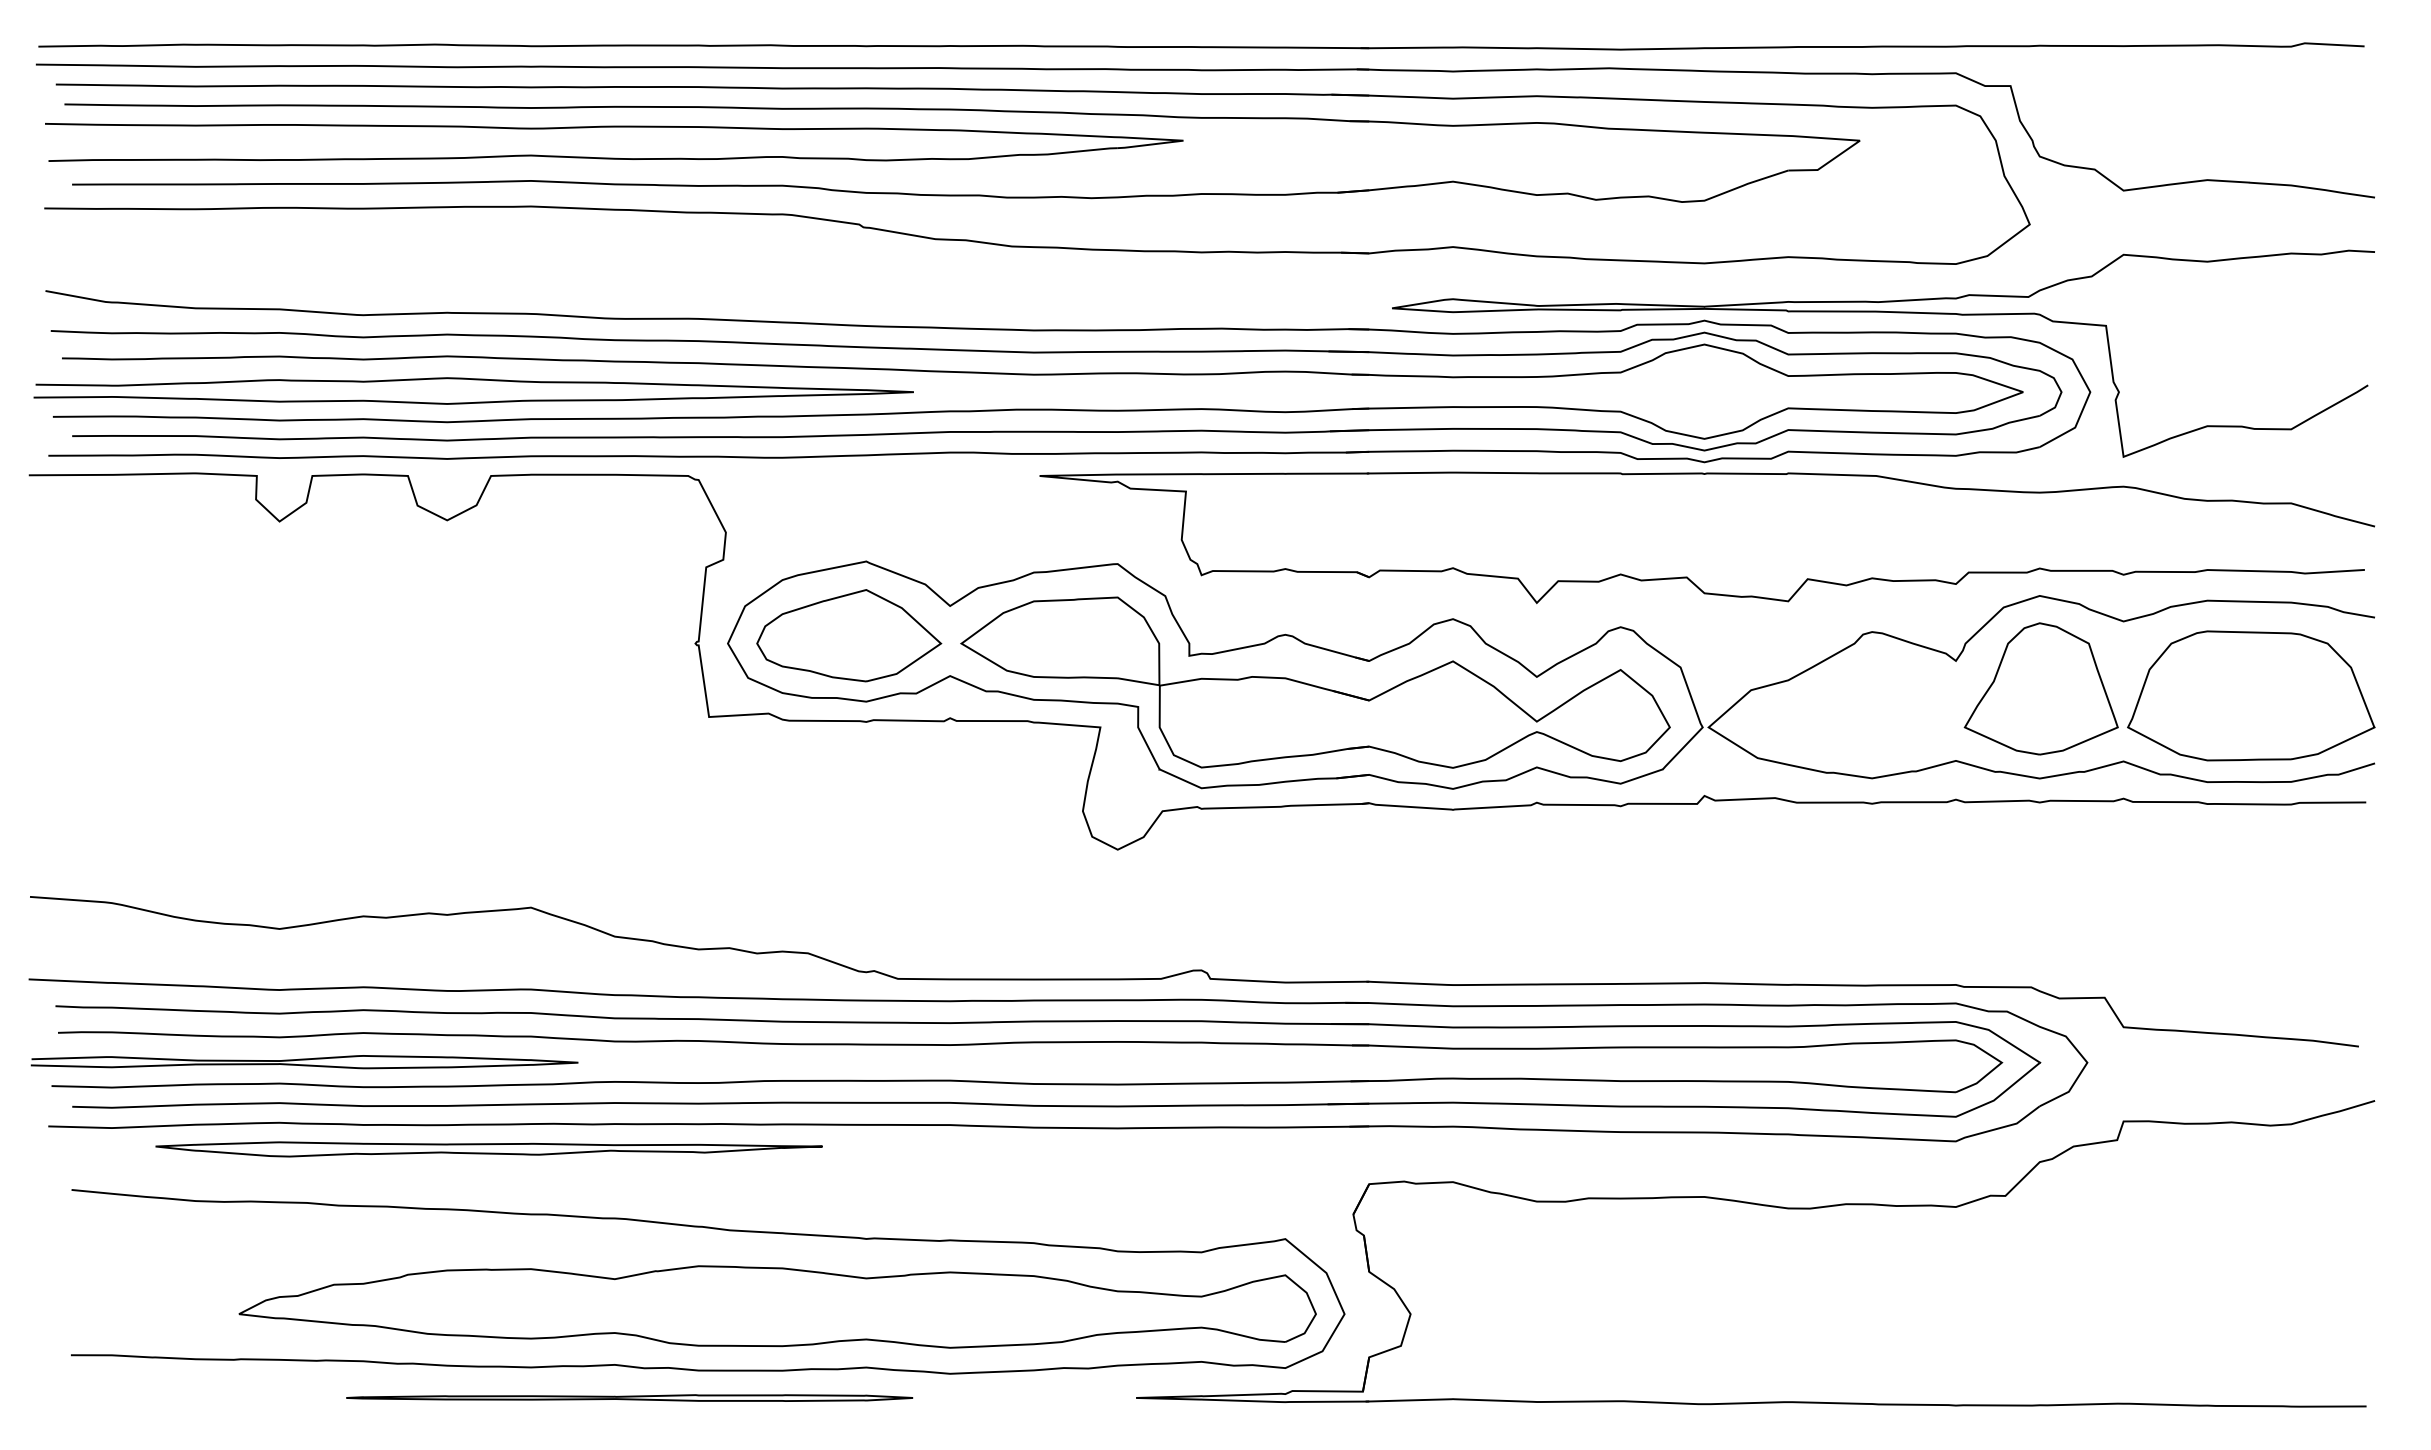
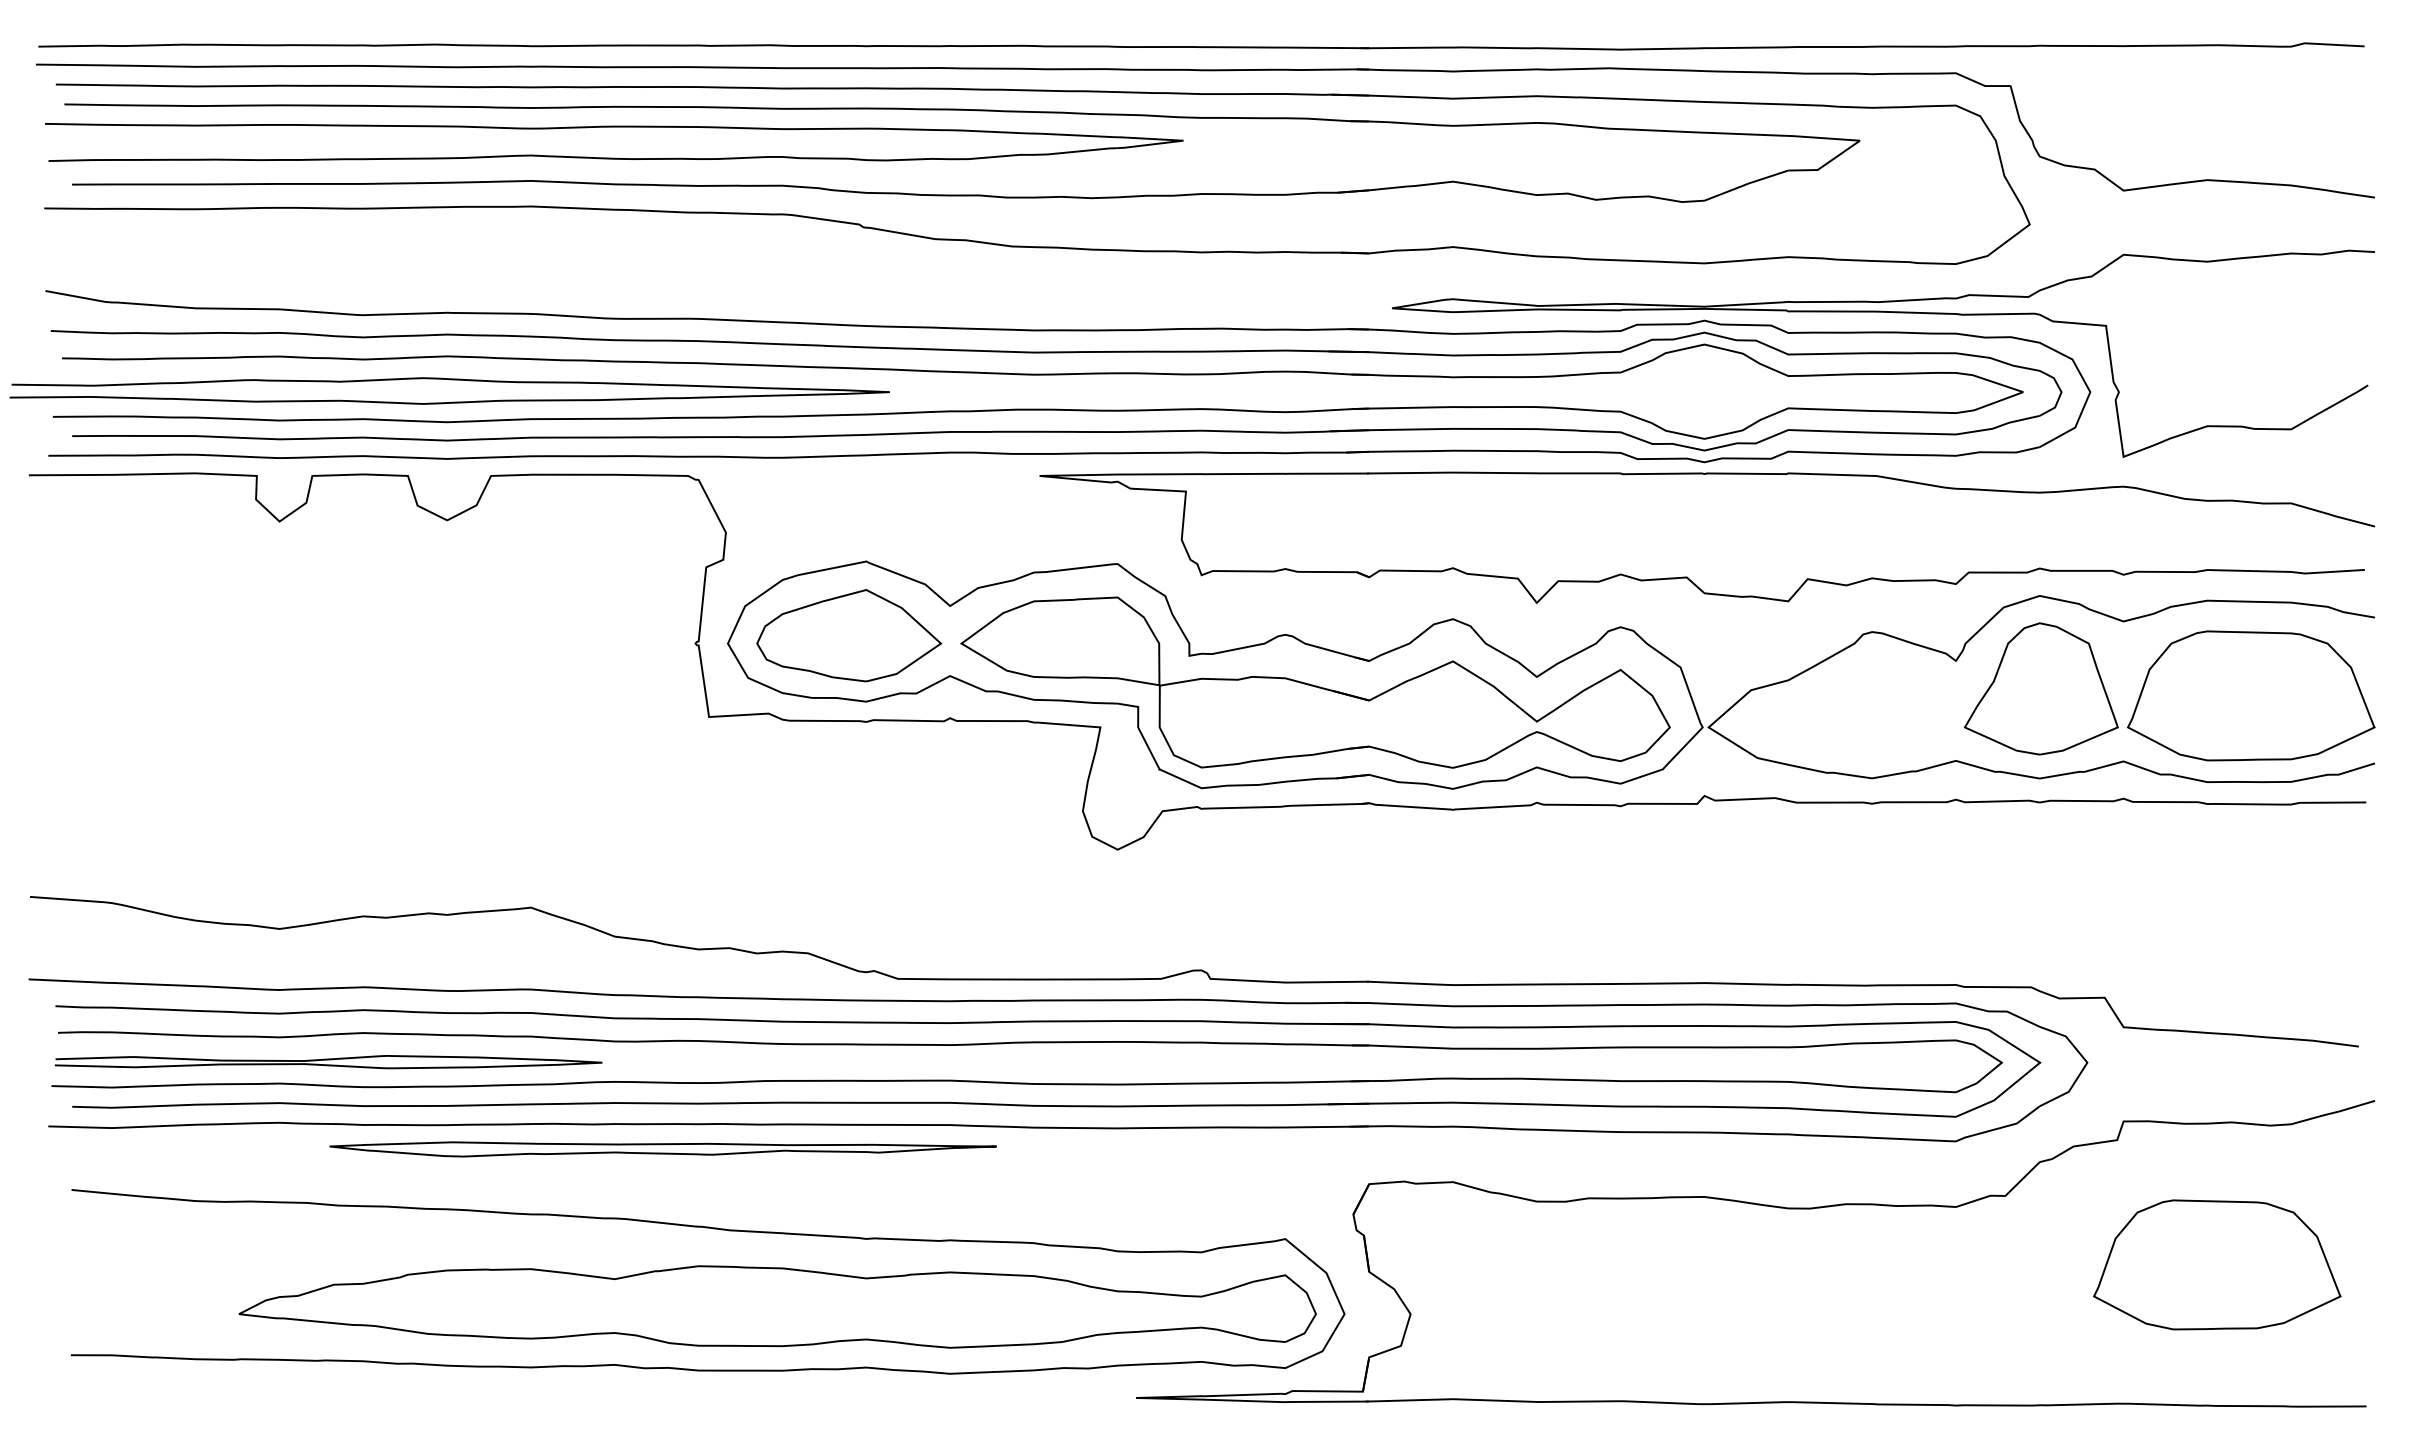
curve position: (473, 380) -> (449, 380) (449, 380)
curve position: (304, 1060) -> (328, 1060) (328, 1060)
part position: (488, 1149) -> (662, 1149) (662, 1149)
part: none -> present (2217, 1264)
part: present -> none (629, 1397)
